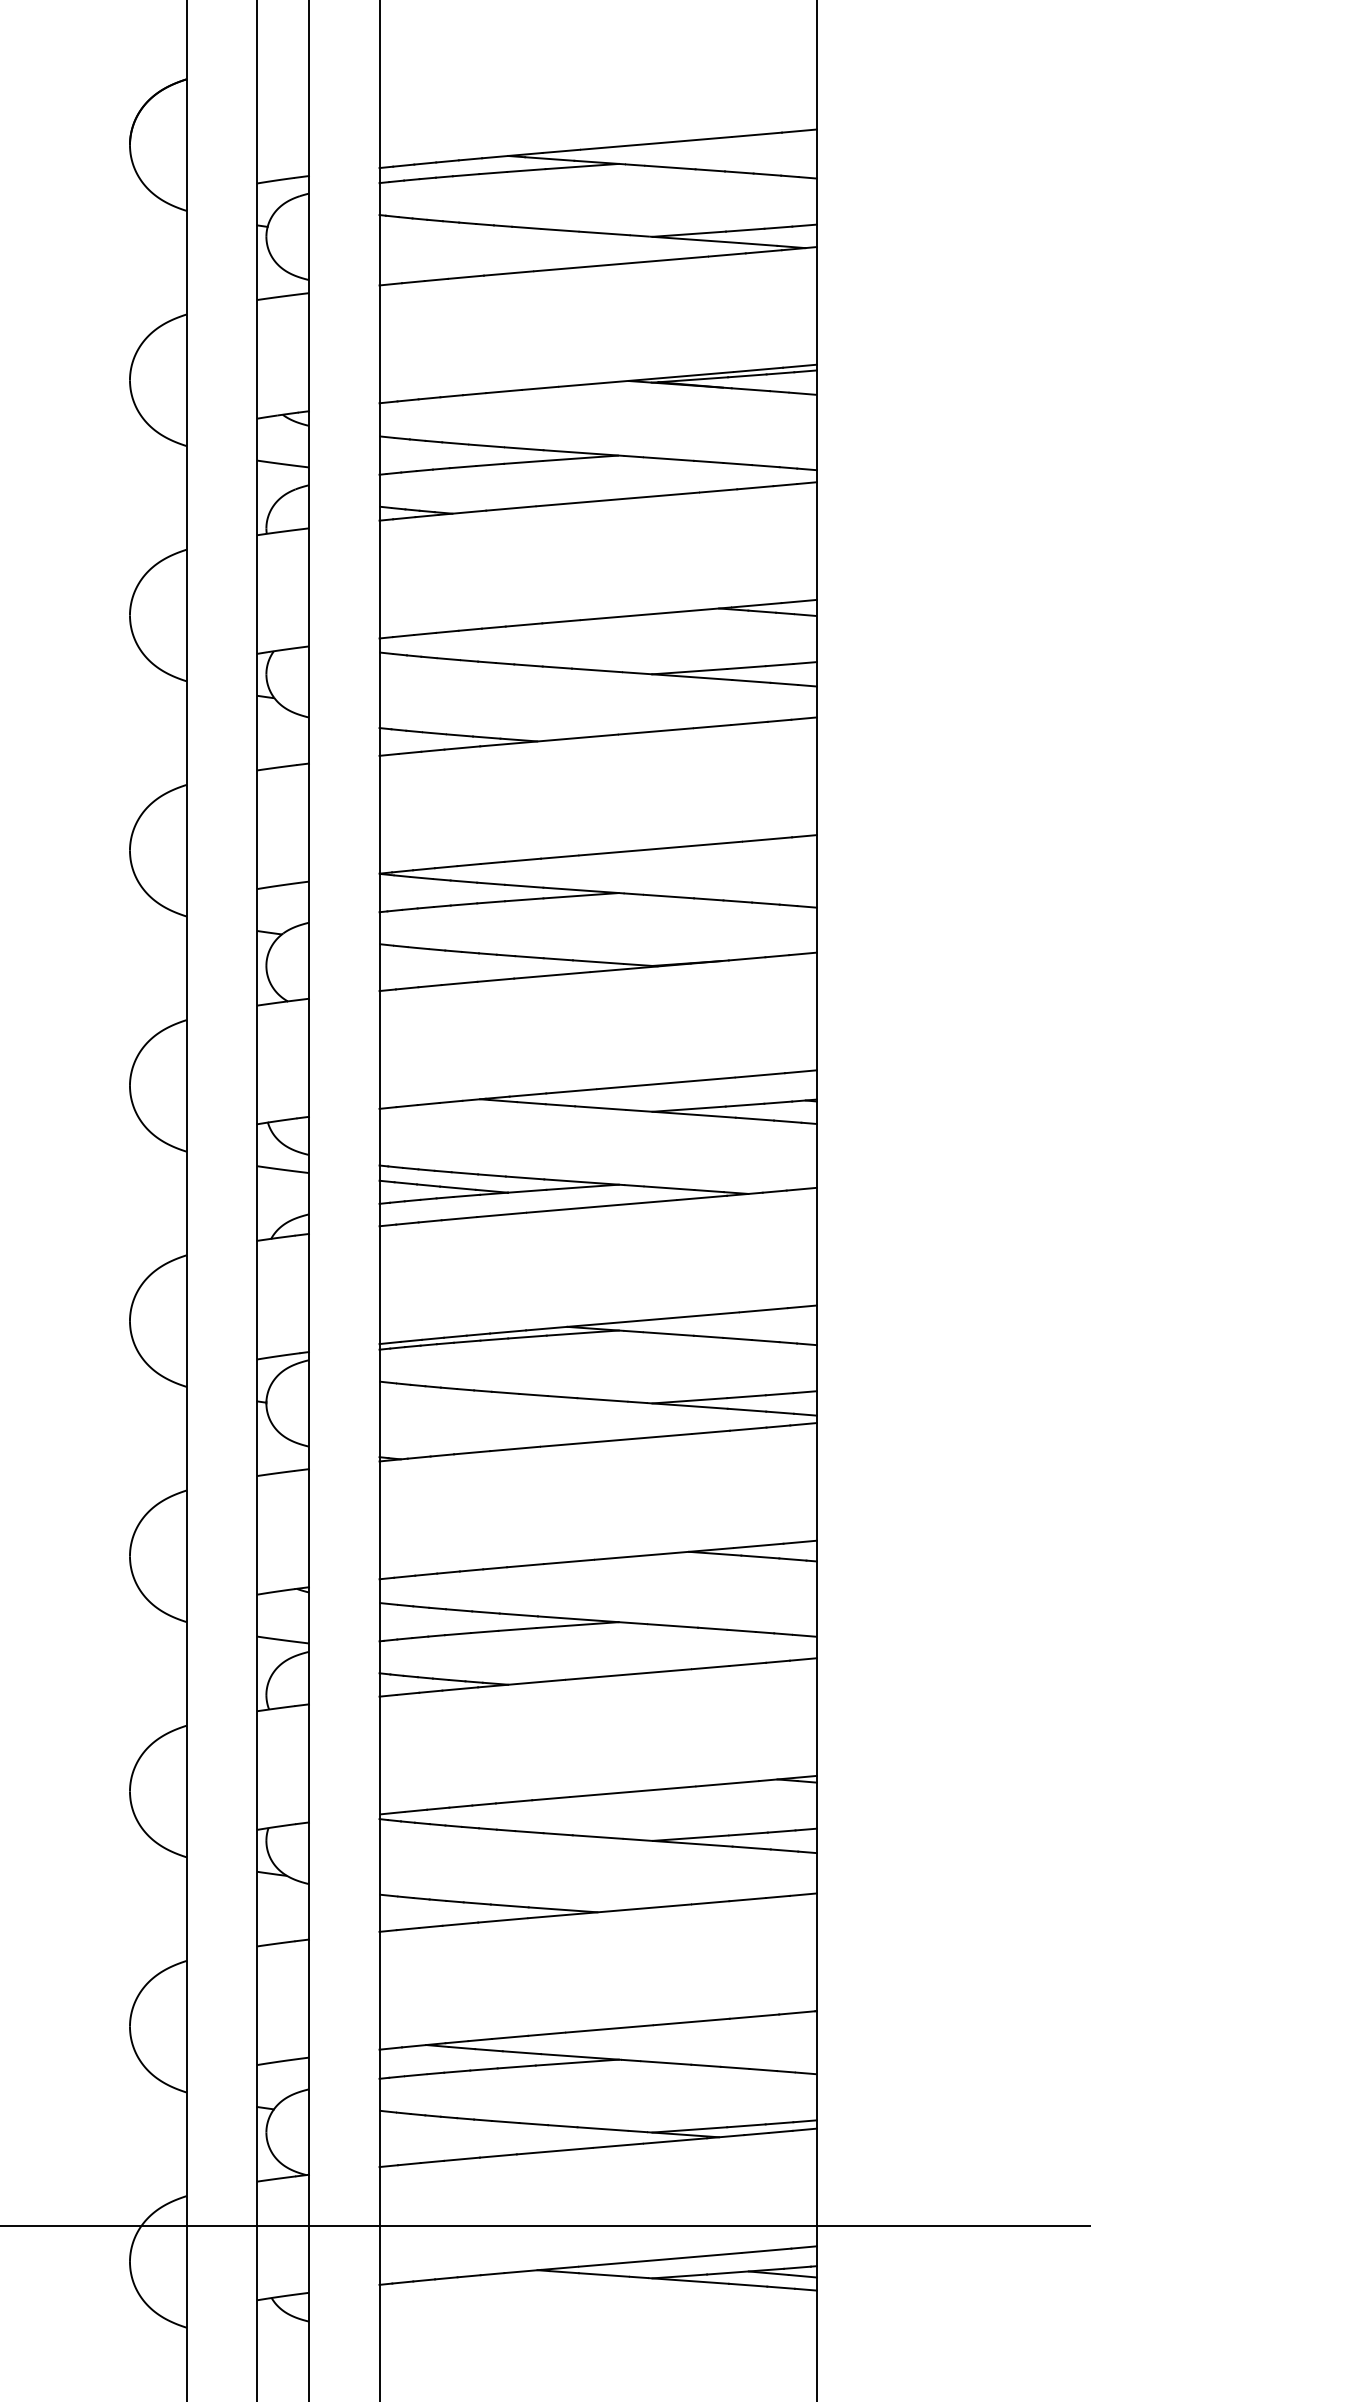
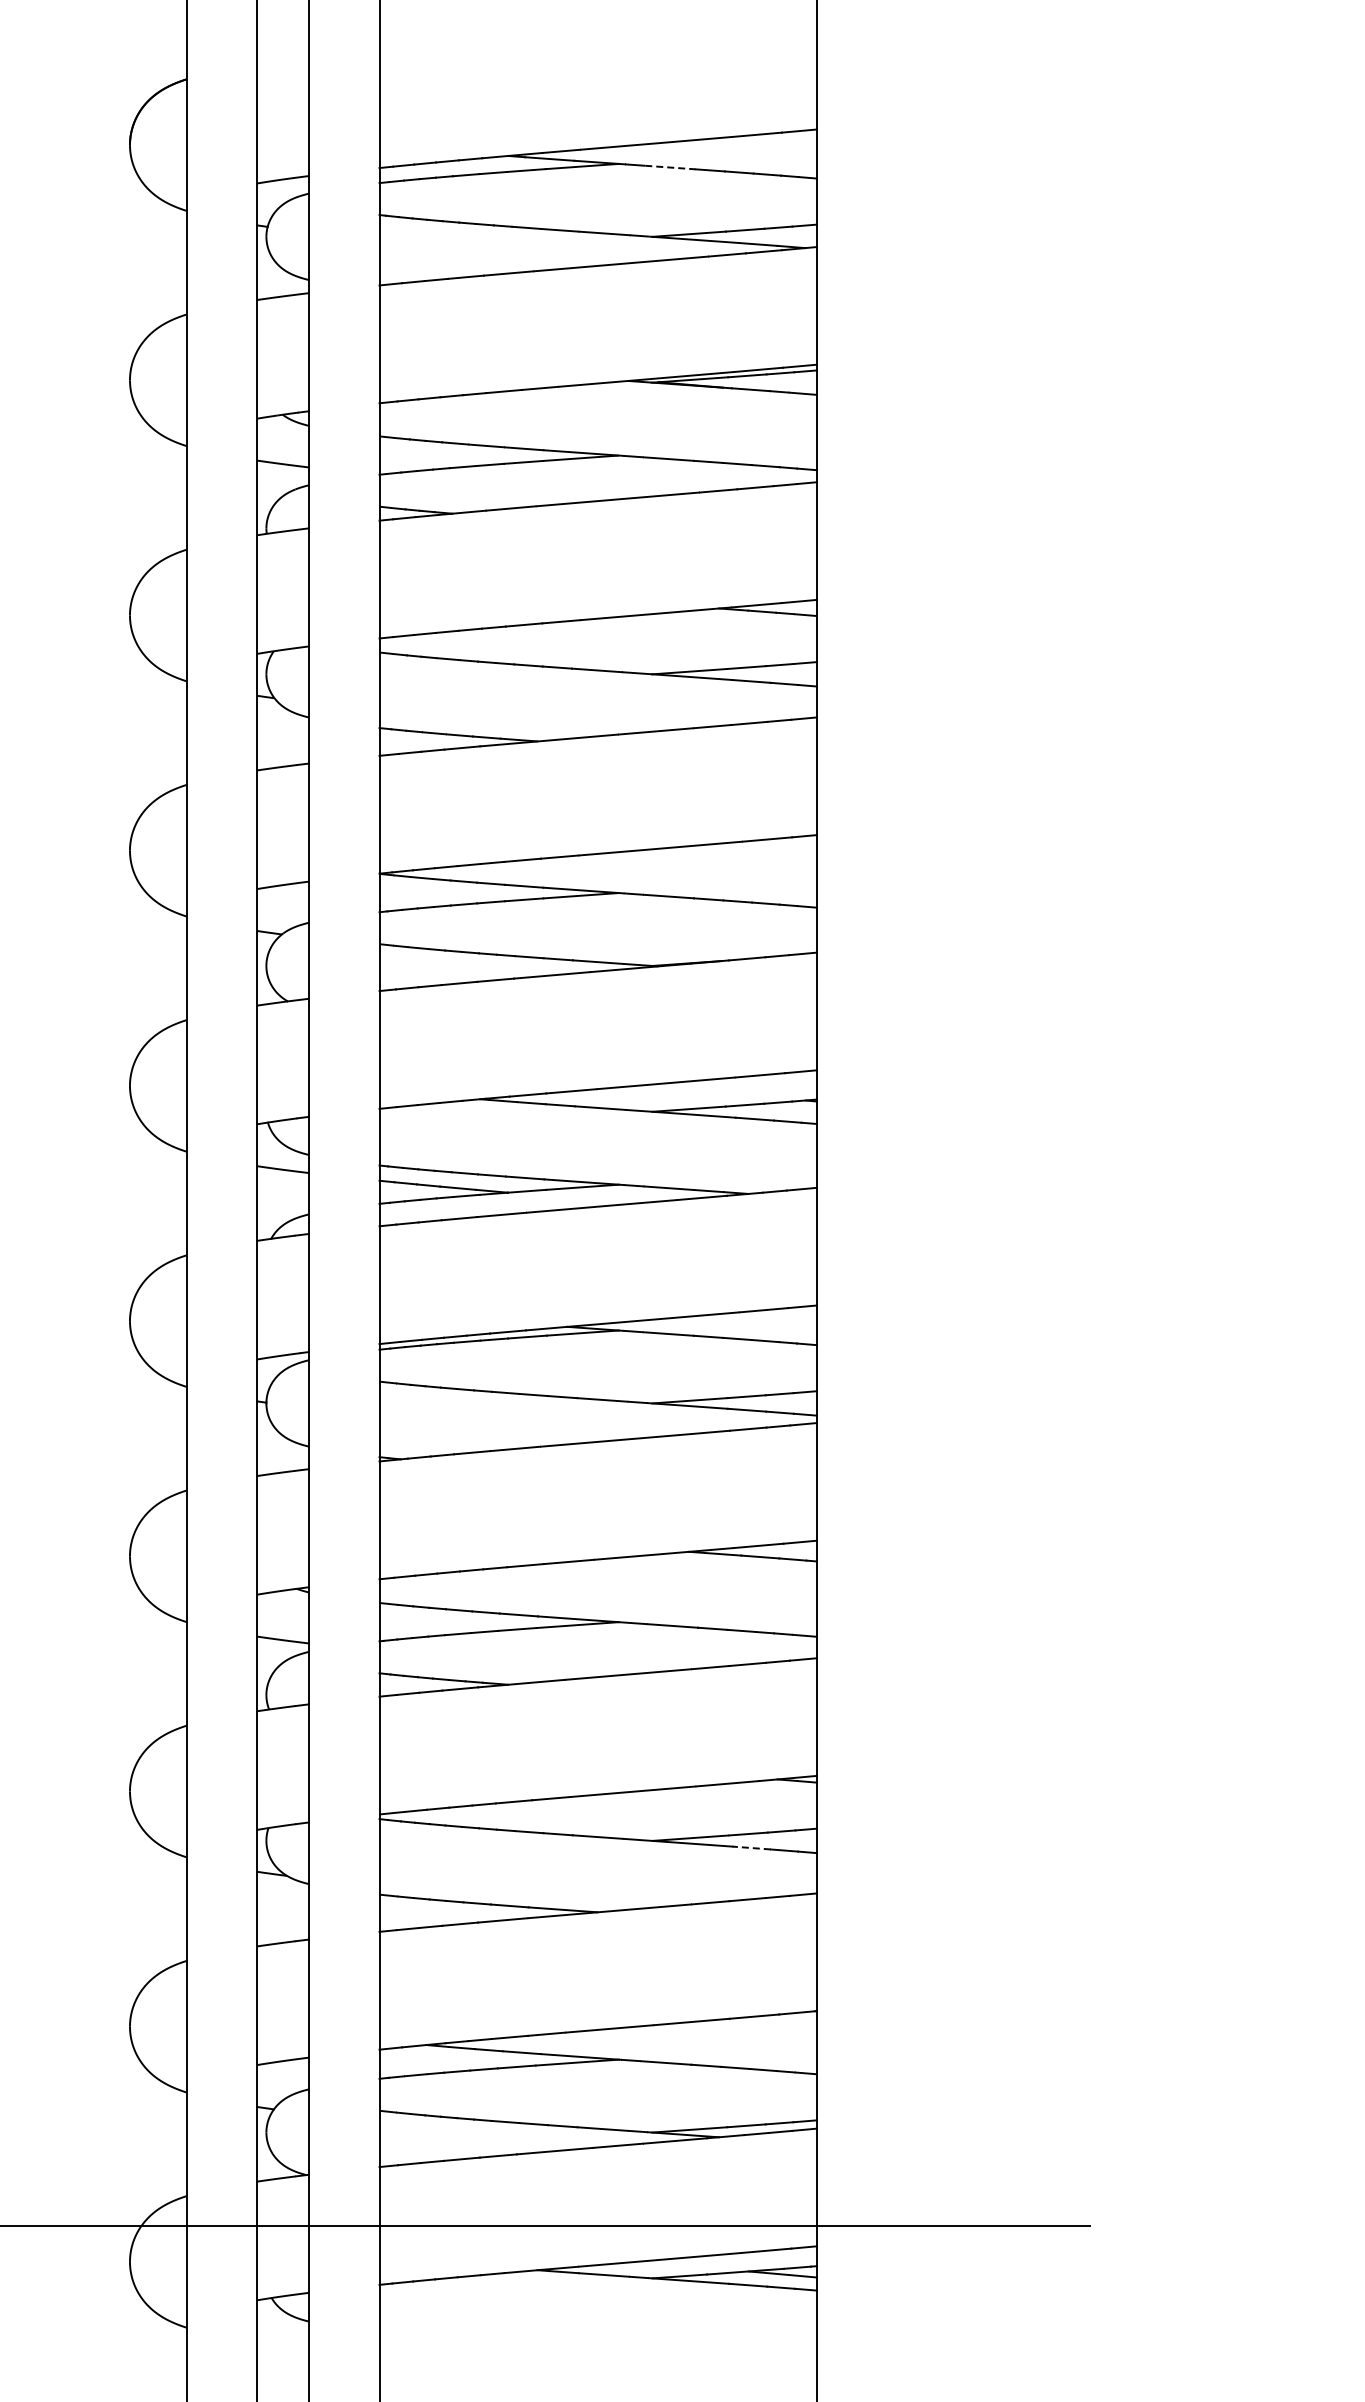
line: solid -> dashed (670, 167)
line: solid -> dashed (751, 1848)
